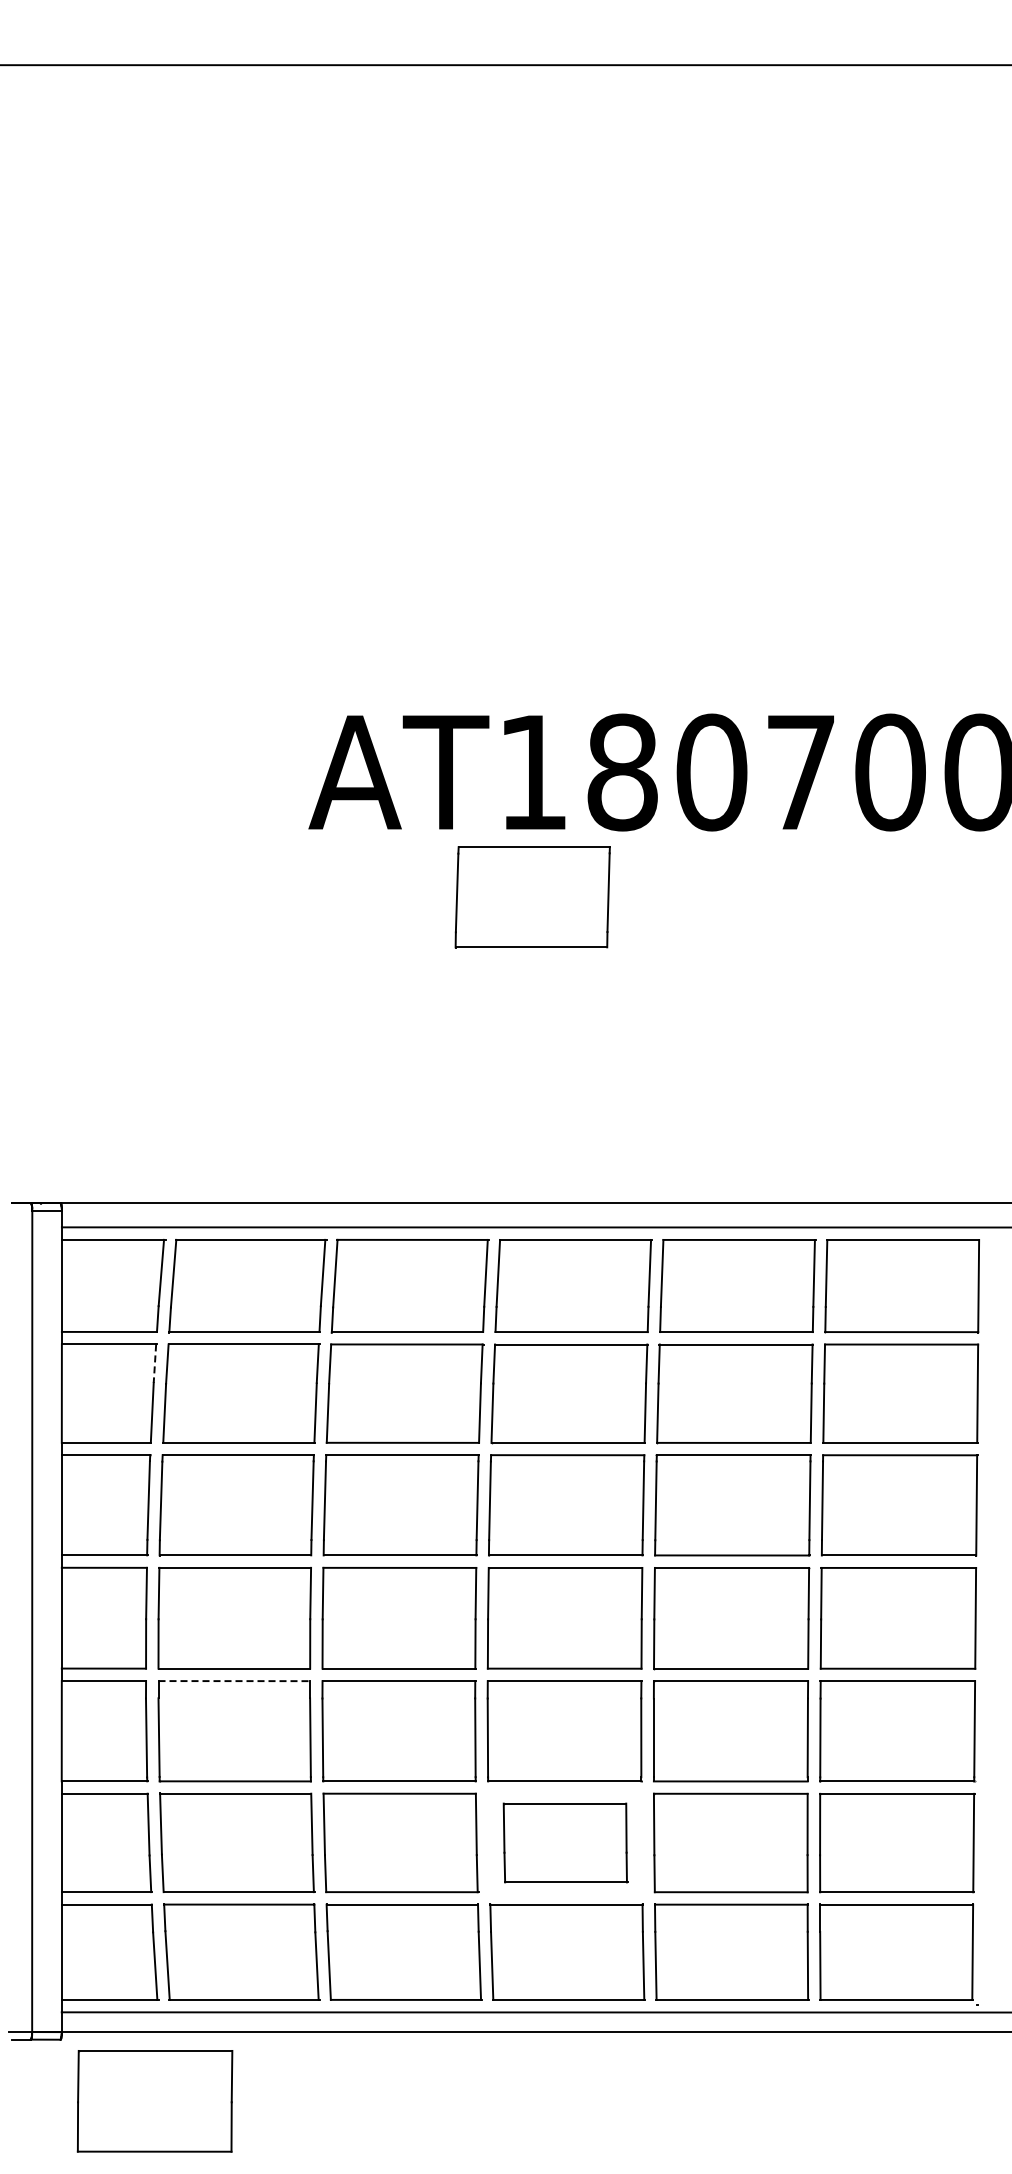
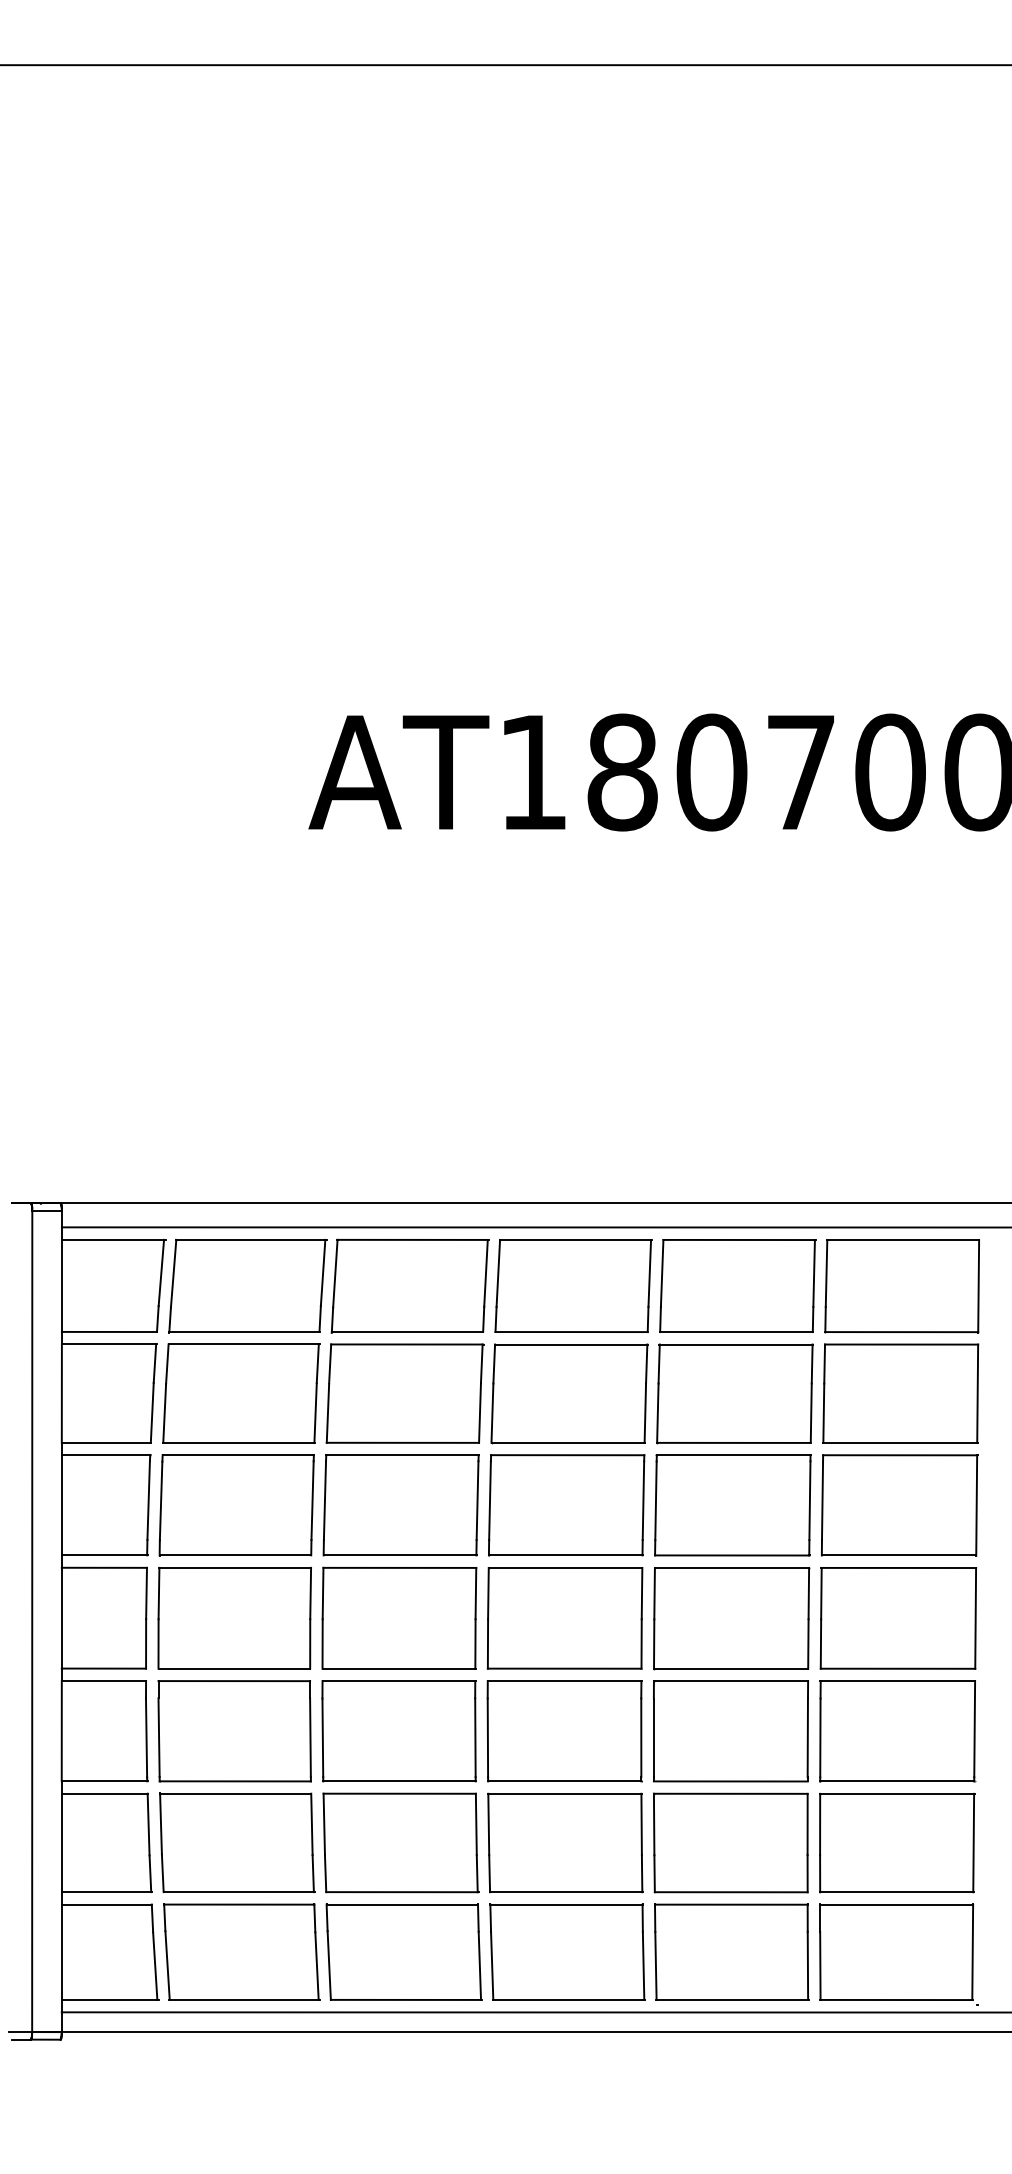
part: present -> none (532, 897)
line: dashed -> solid (154, 1364)
line: dashed -> solid (234, 1681)
part size: 127x82 px -> 157x102 px (565, 1842)
part: present -> none (154, 2101)
